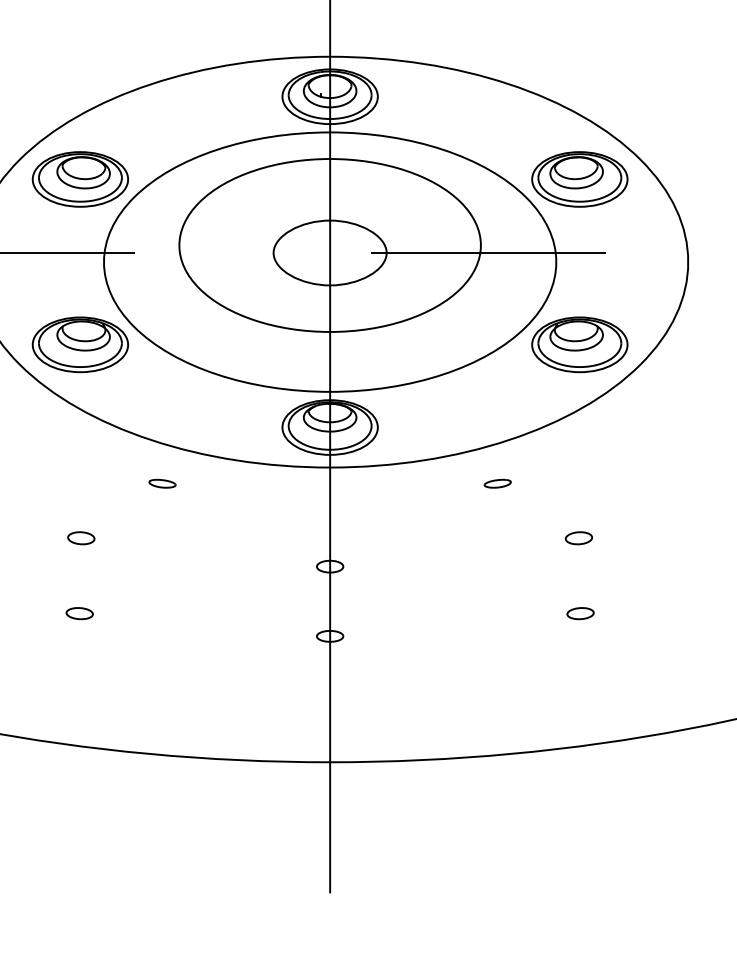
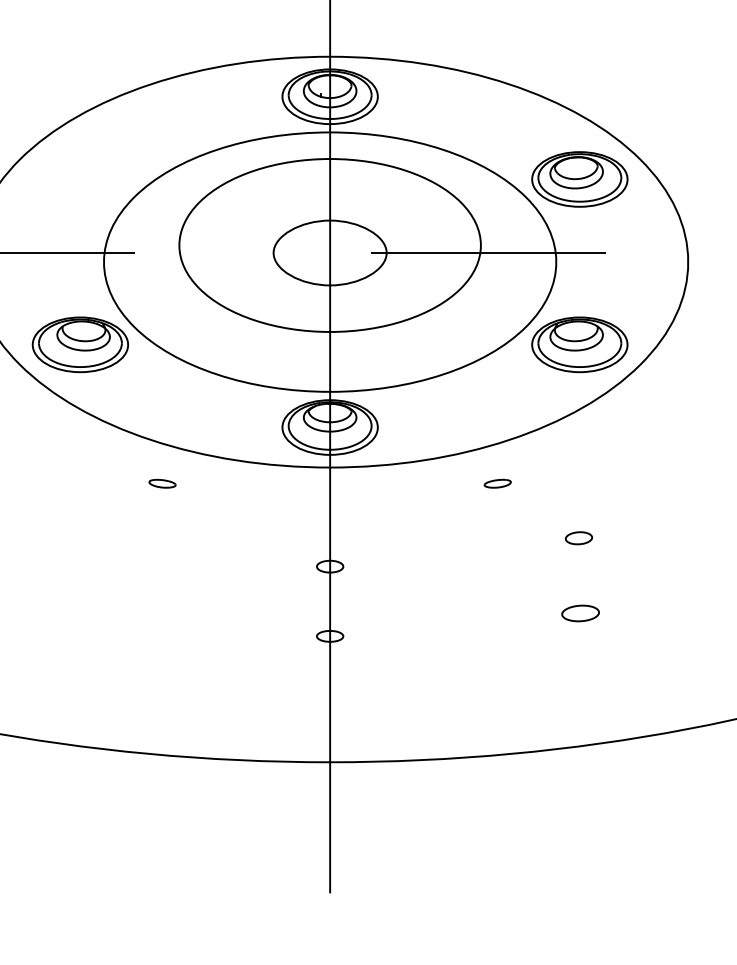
part: present -> none (79, 179)
part: present -> none (81, 538)
part: present -> none (79, 613)
part size: 29x14 px -> 39x19 px (580, 613)
